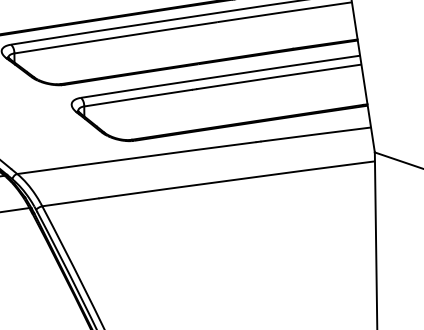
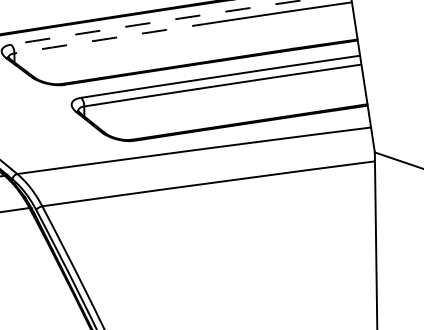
arc: solid -> dashed (157, 21)
arc: solid -> dashed (115, 37)
